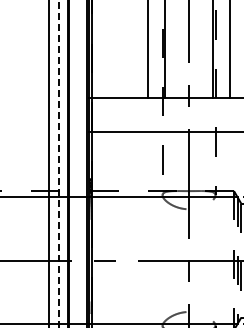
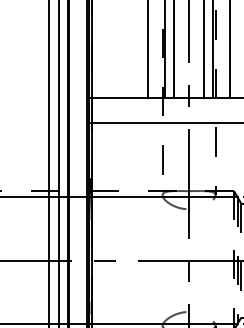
line: none -> present (174, 50)
line: none -> present (203, 50)
line position: (164, 132) -> (164, 123) (164, 123)
line: dashed -> solid (58, 163)
